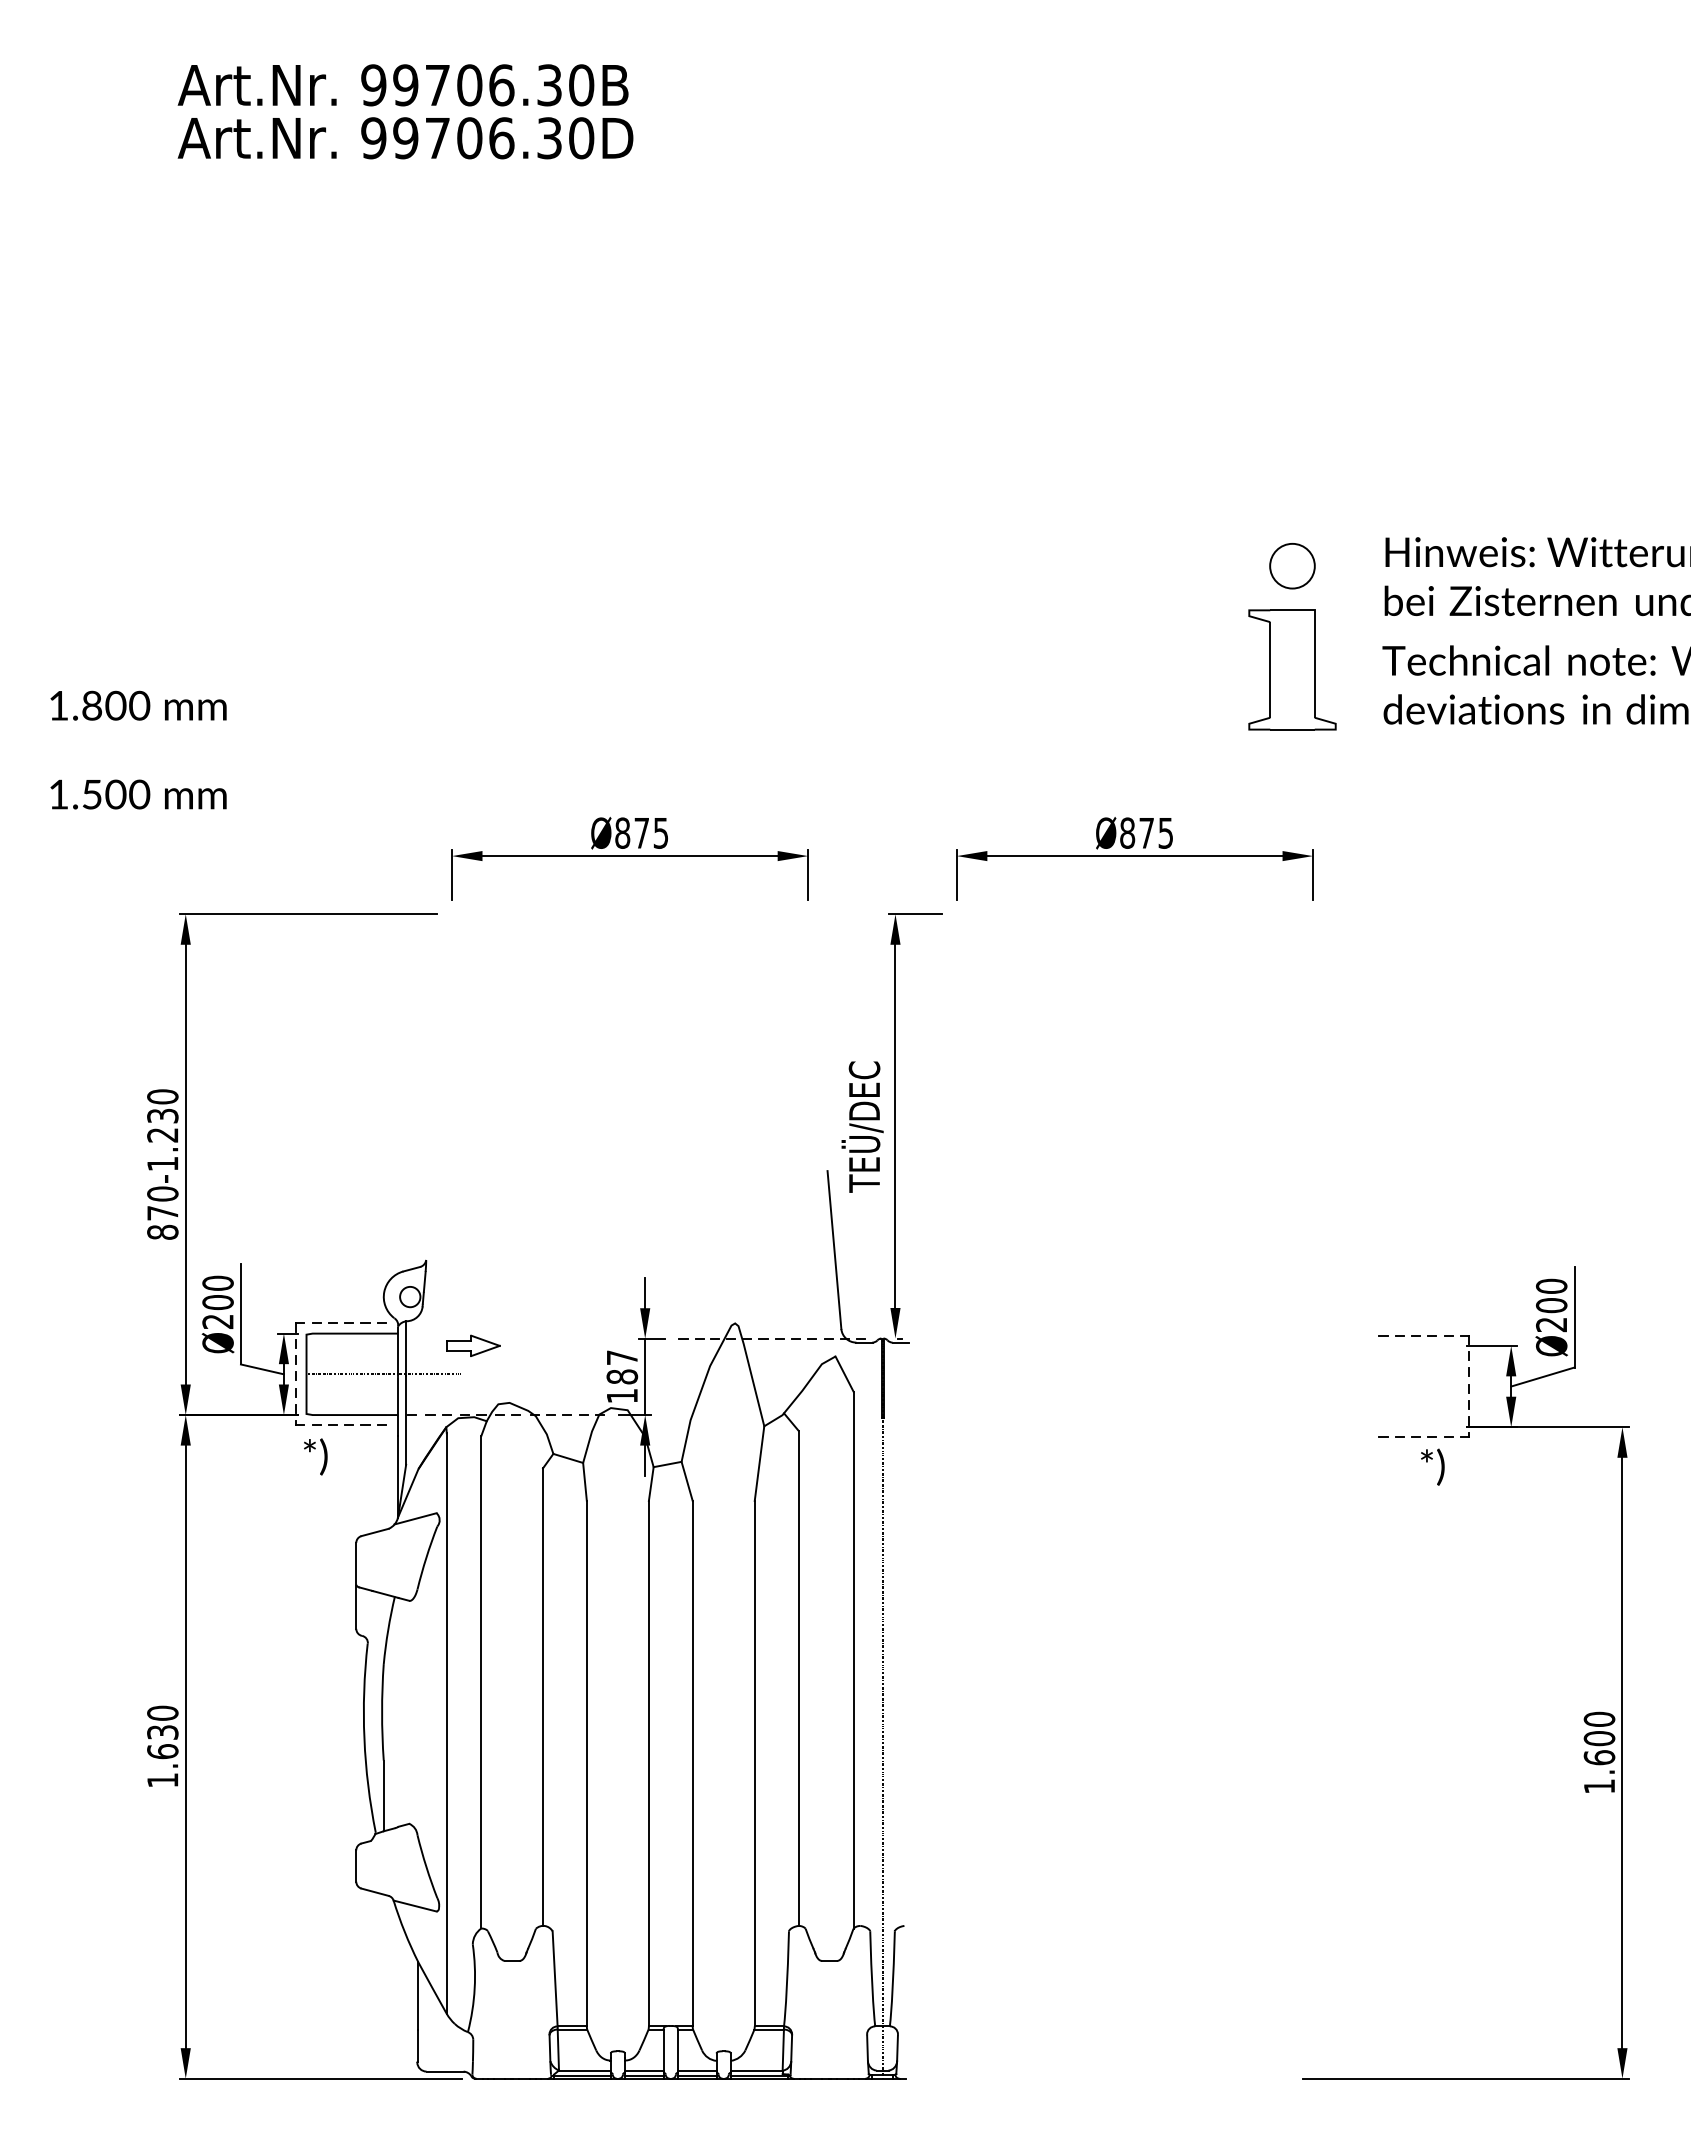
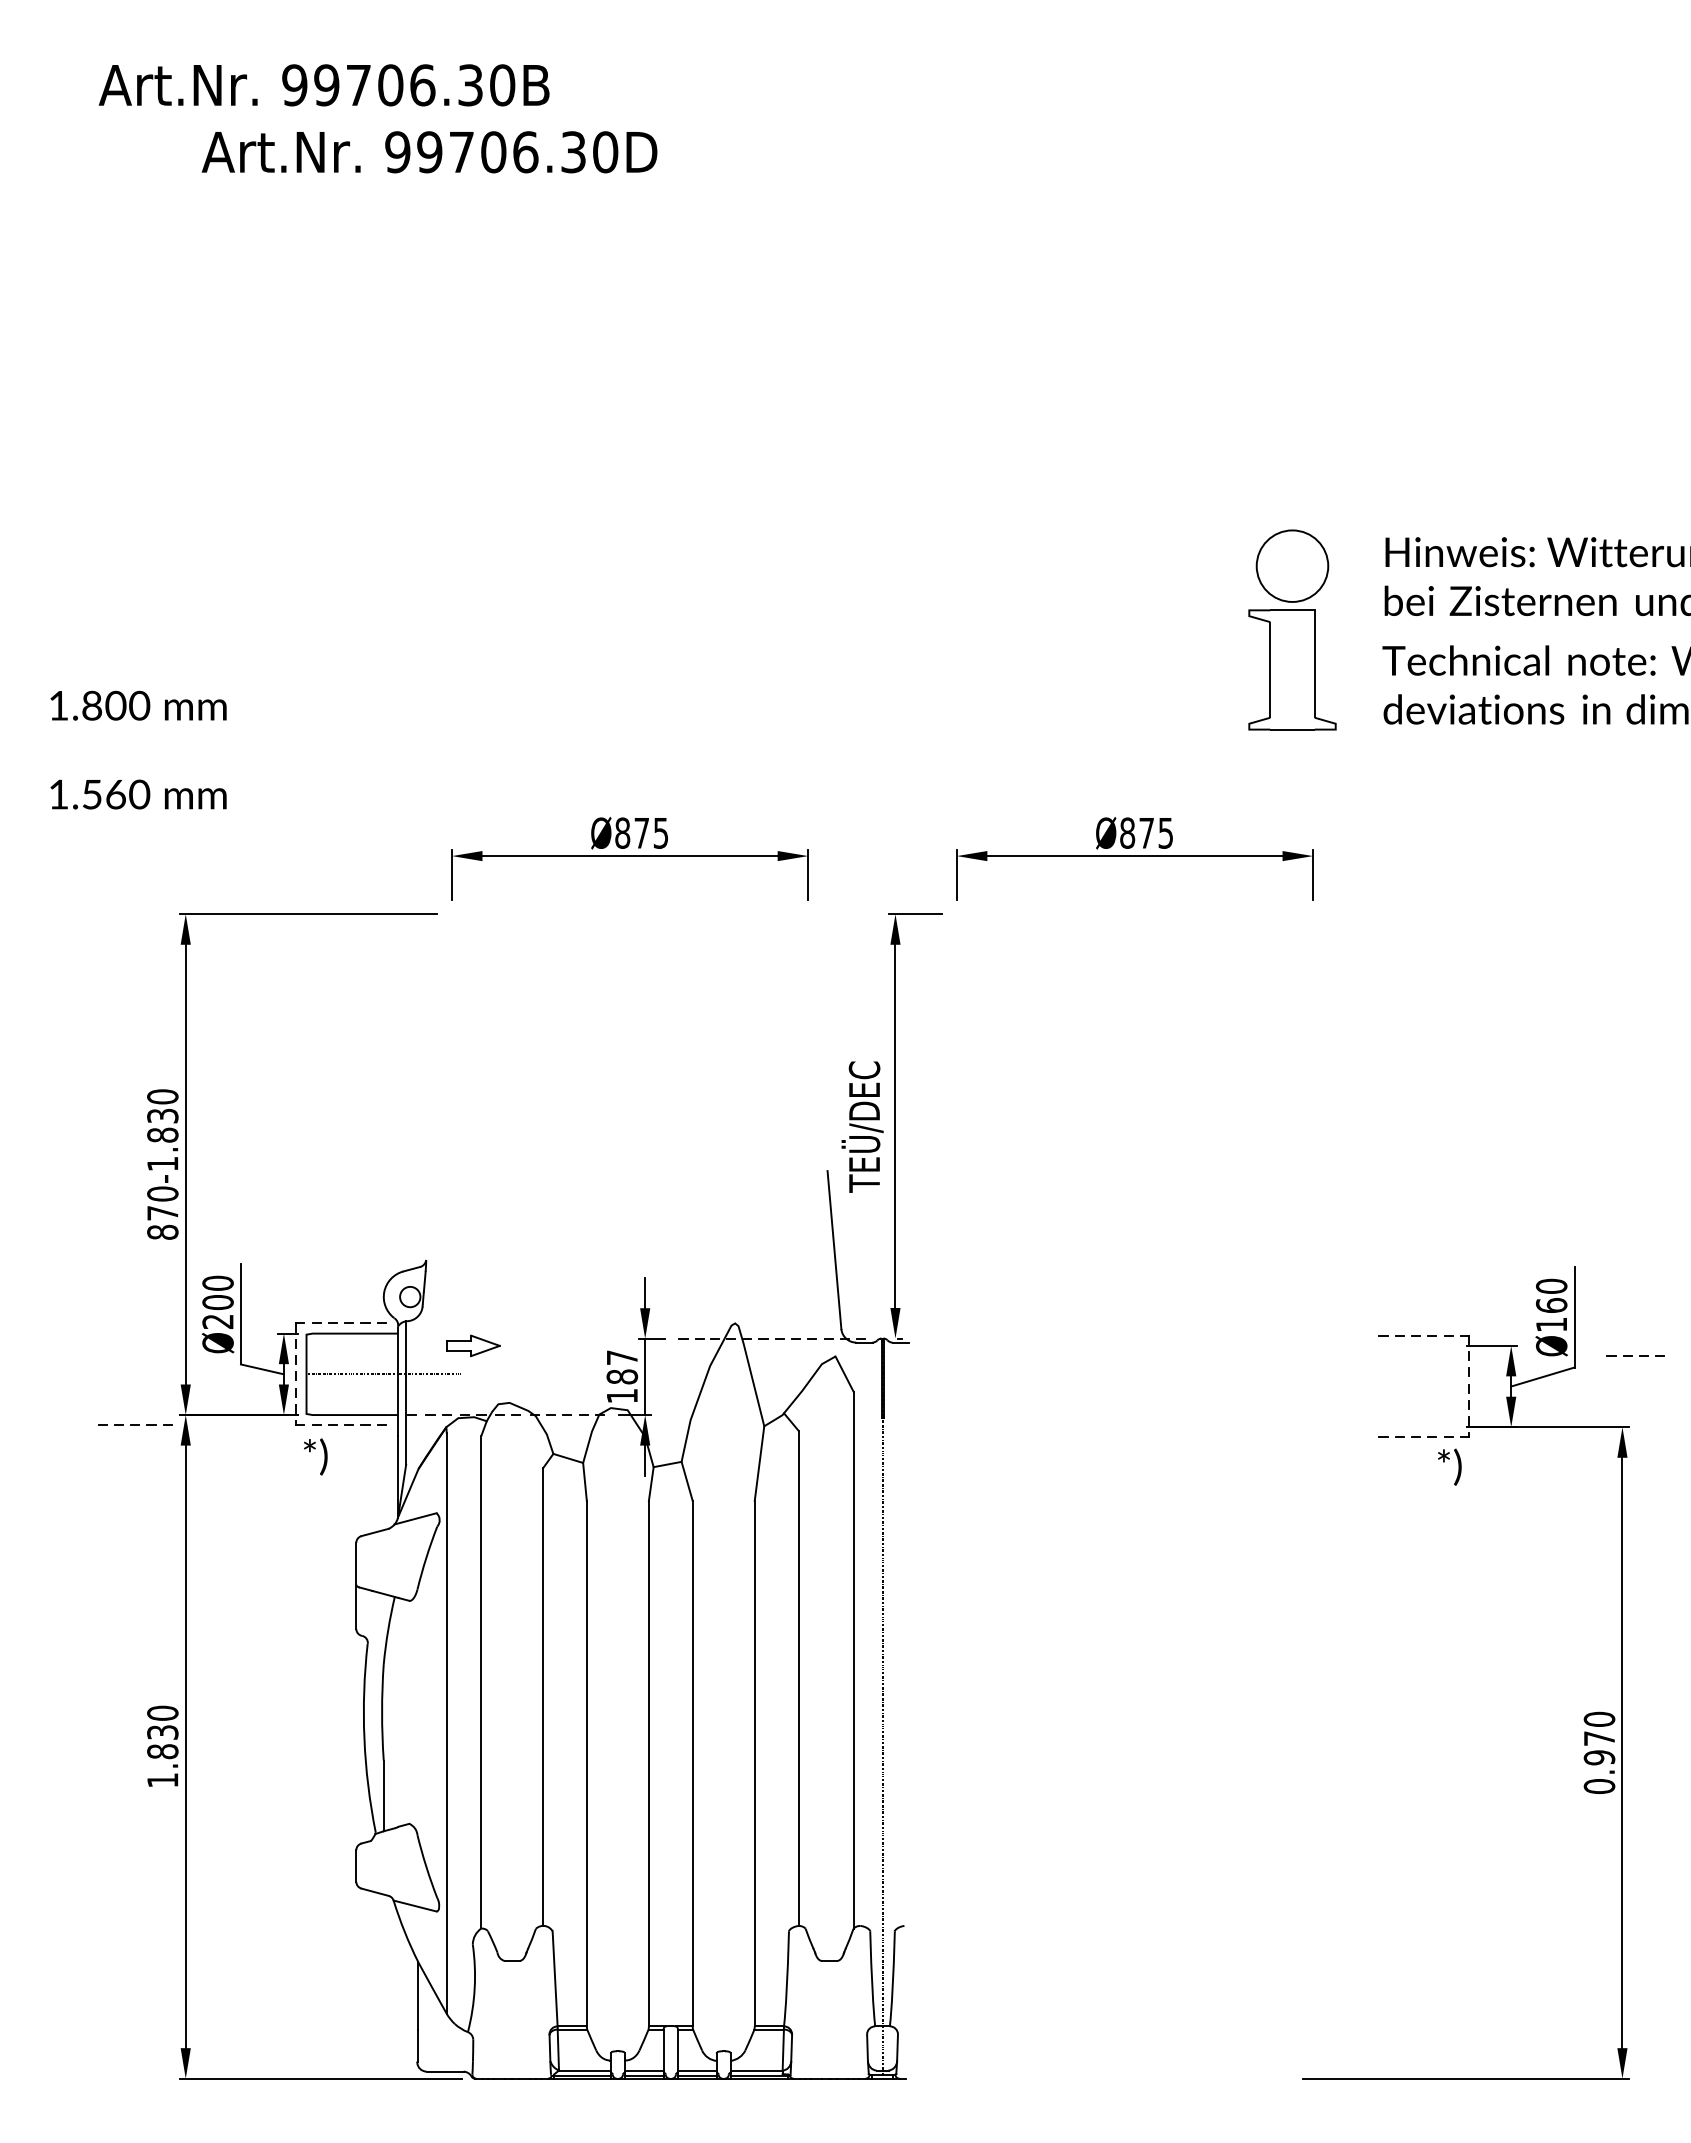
text position: (402, 85) -> (323, 85) (323, 85)
text position: (405, 138) -> (429, 152) (429, 152)
circle diameter: 45 px -> 72 px (1292, 565)
text: 1.500 -> 1.560 (115, 793)
text: 870-1.230 -> 870-1.830 (162, 1134)
text: Ø200 -> Ø160 (1551, 1314)
line: none -> present (1632, 1355)
line: none -> present (135, 1424)
text position: (1432, 1466) -> (1449, 1466) (1449, 1466)
text: 1.630 -> 1.830 (162, 1751)
text: 1.600 -> 0.970 (1599, 1762)
